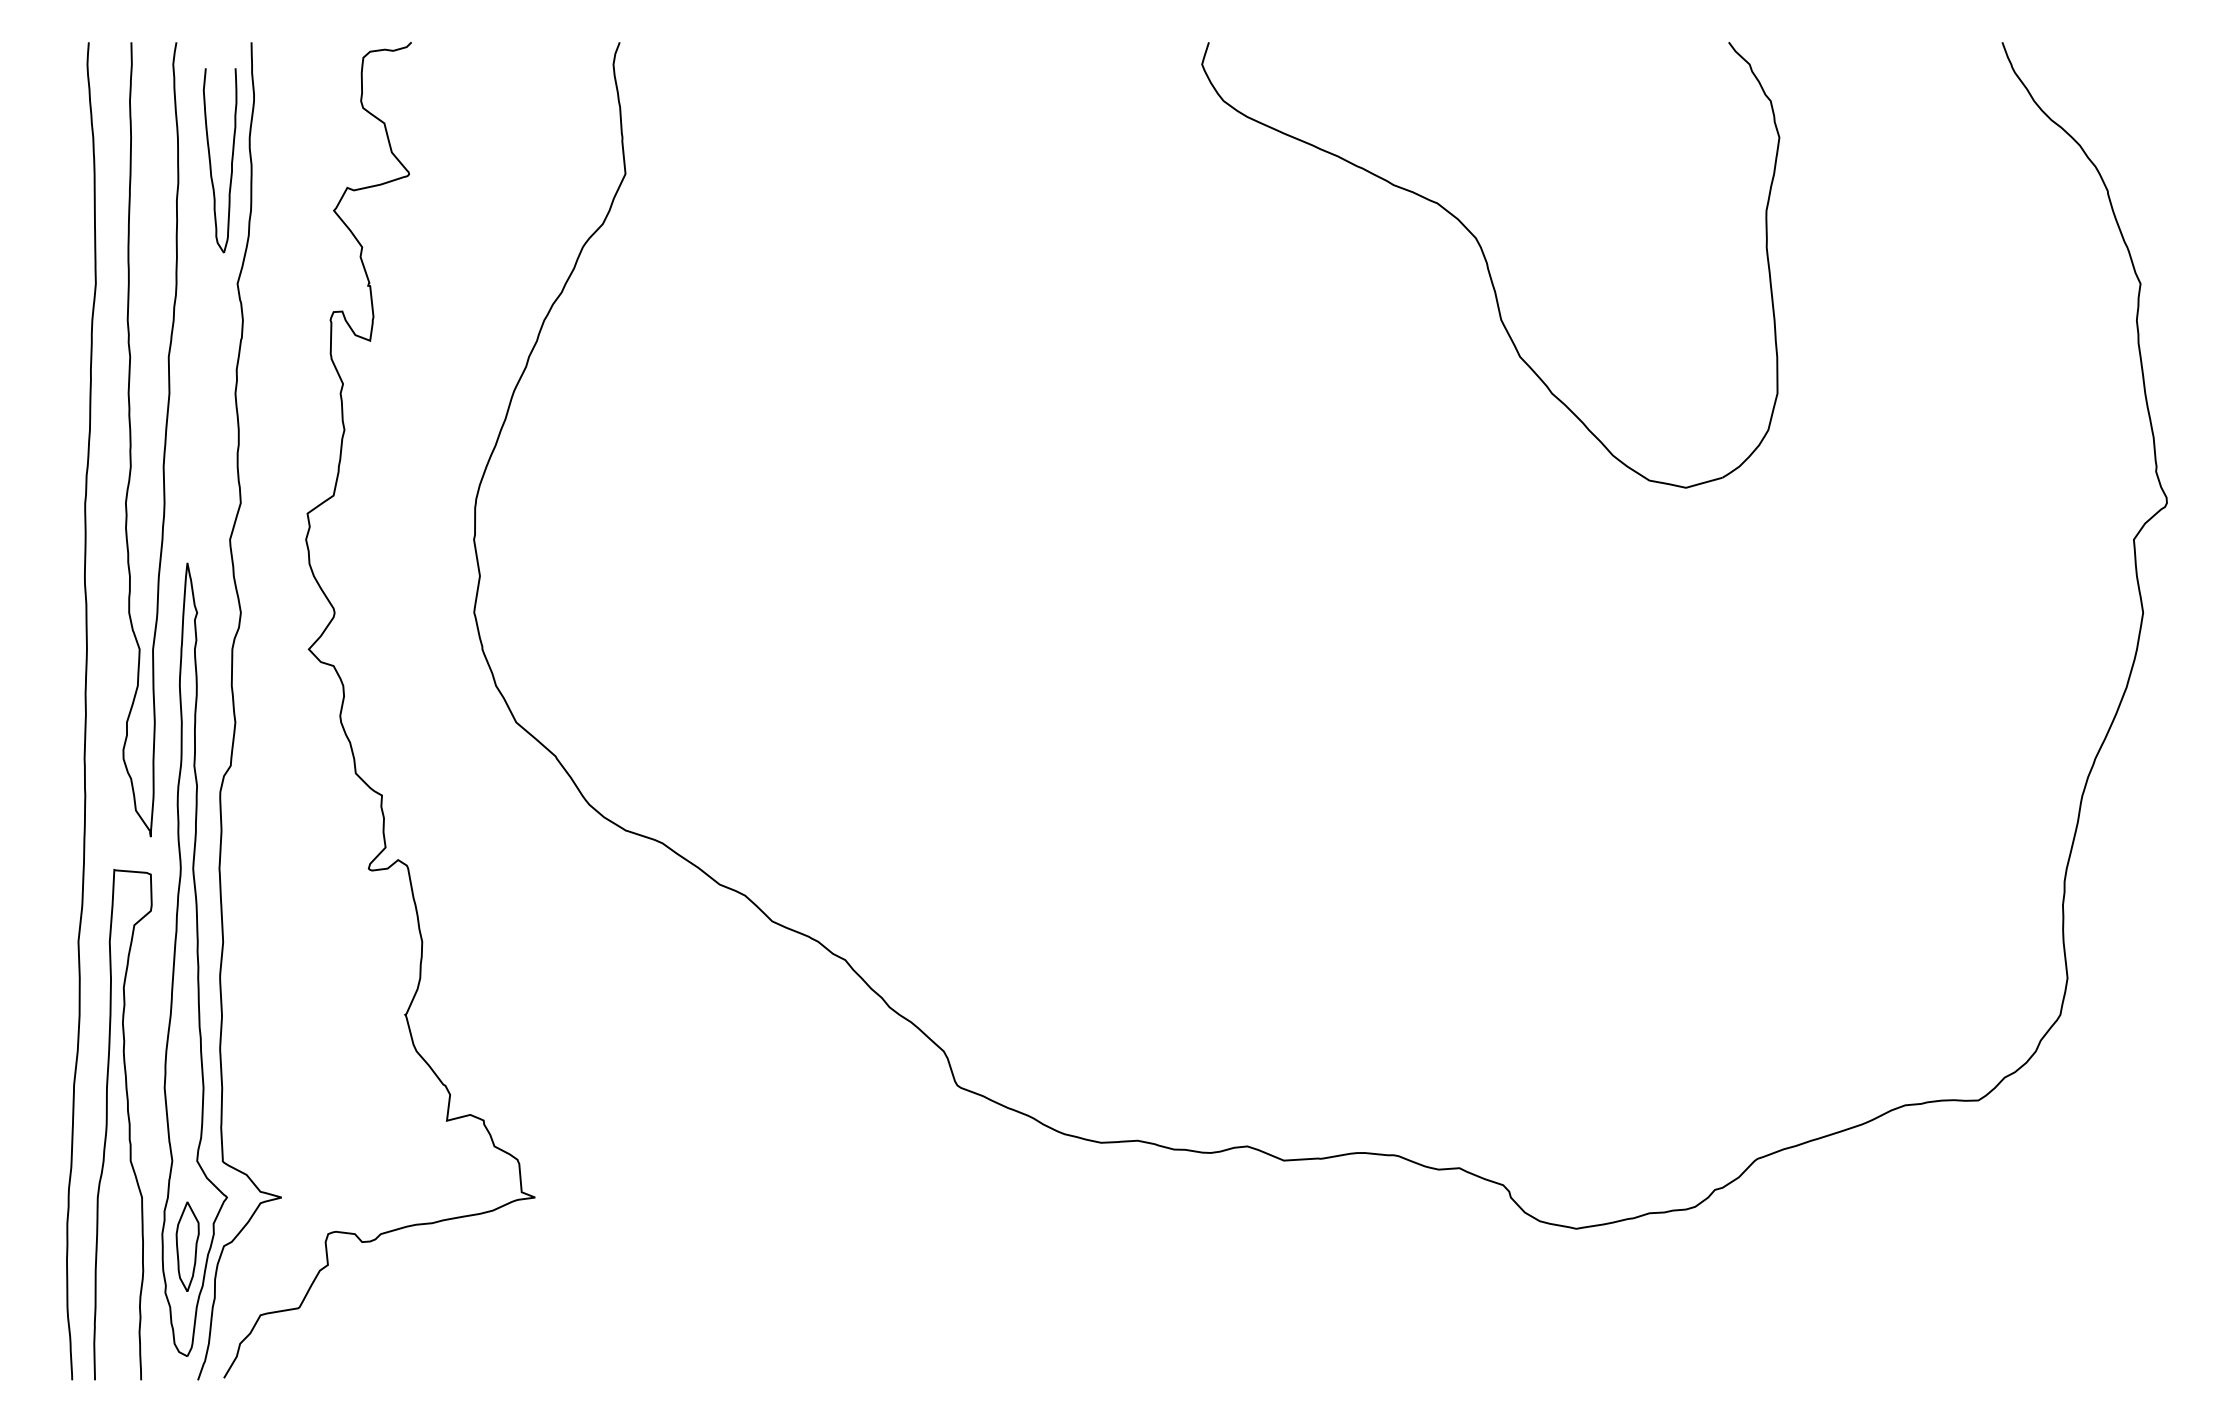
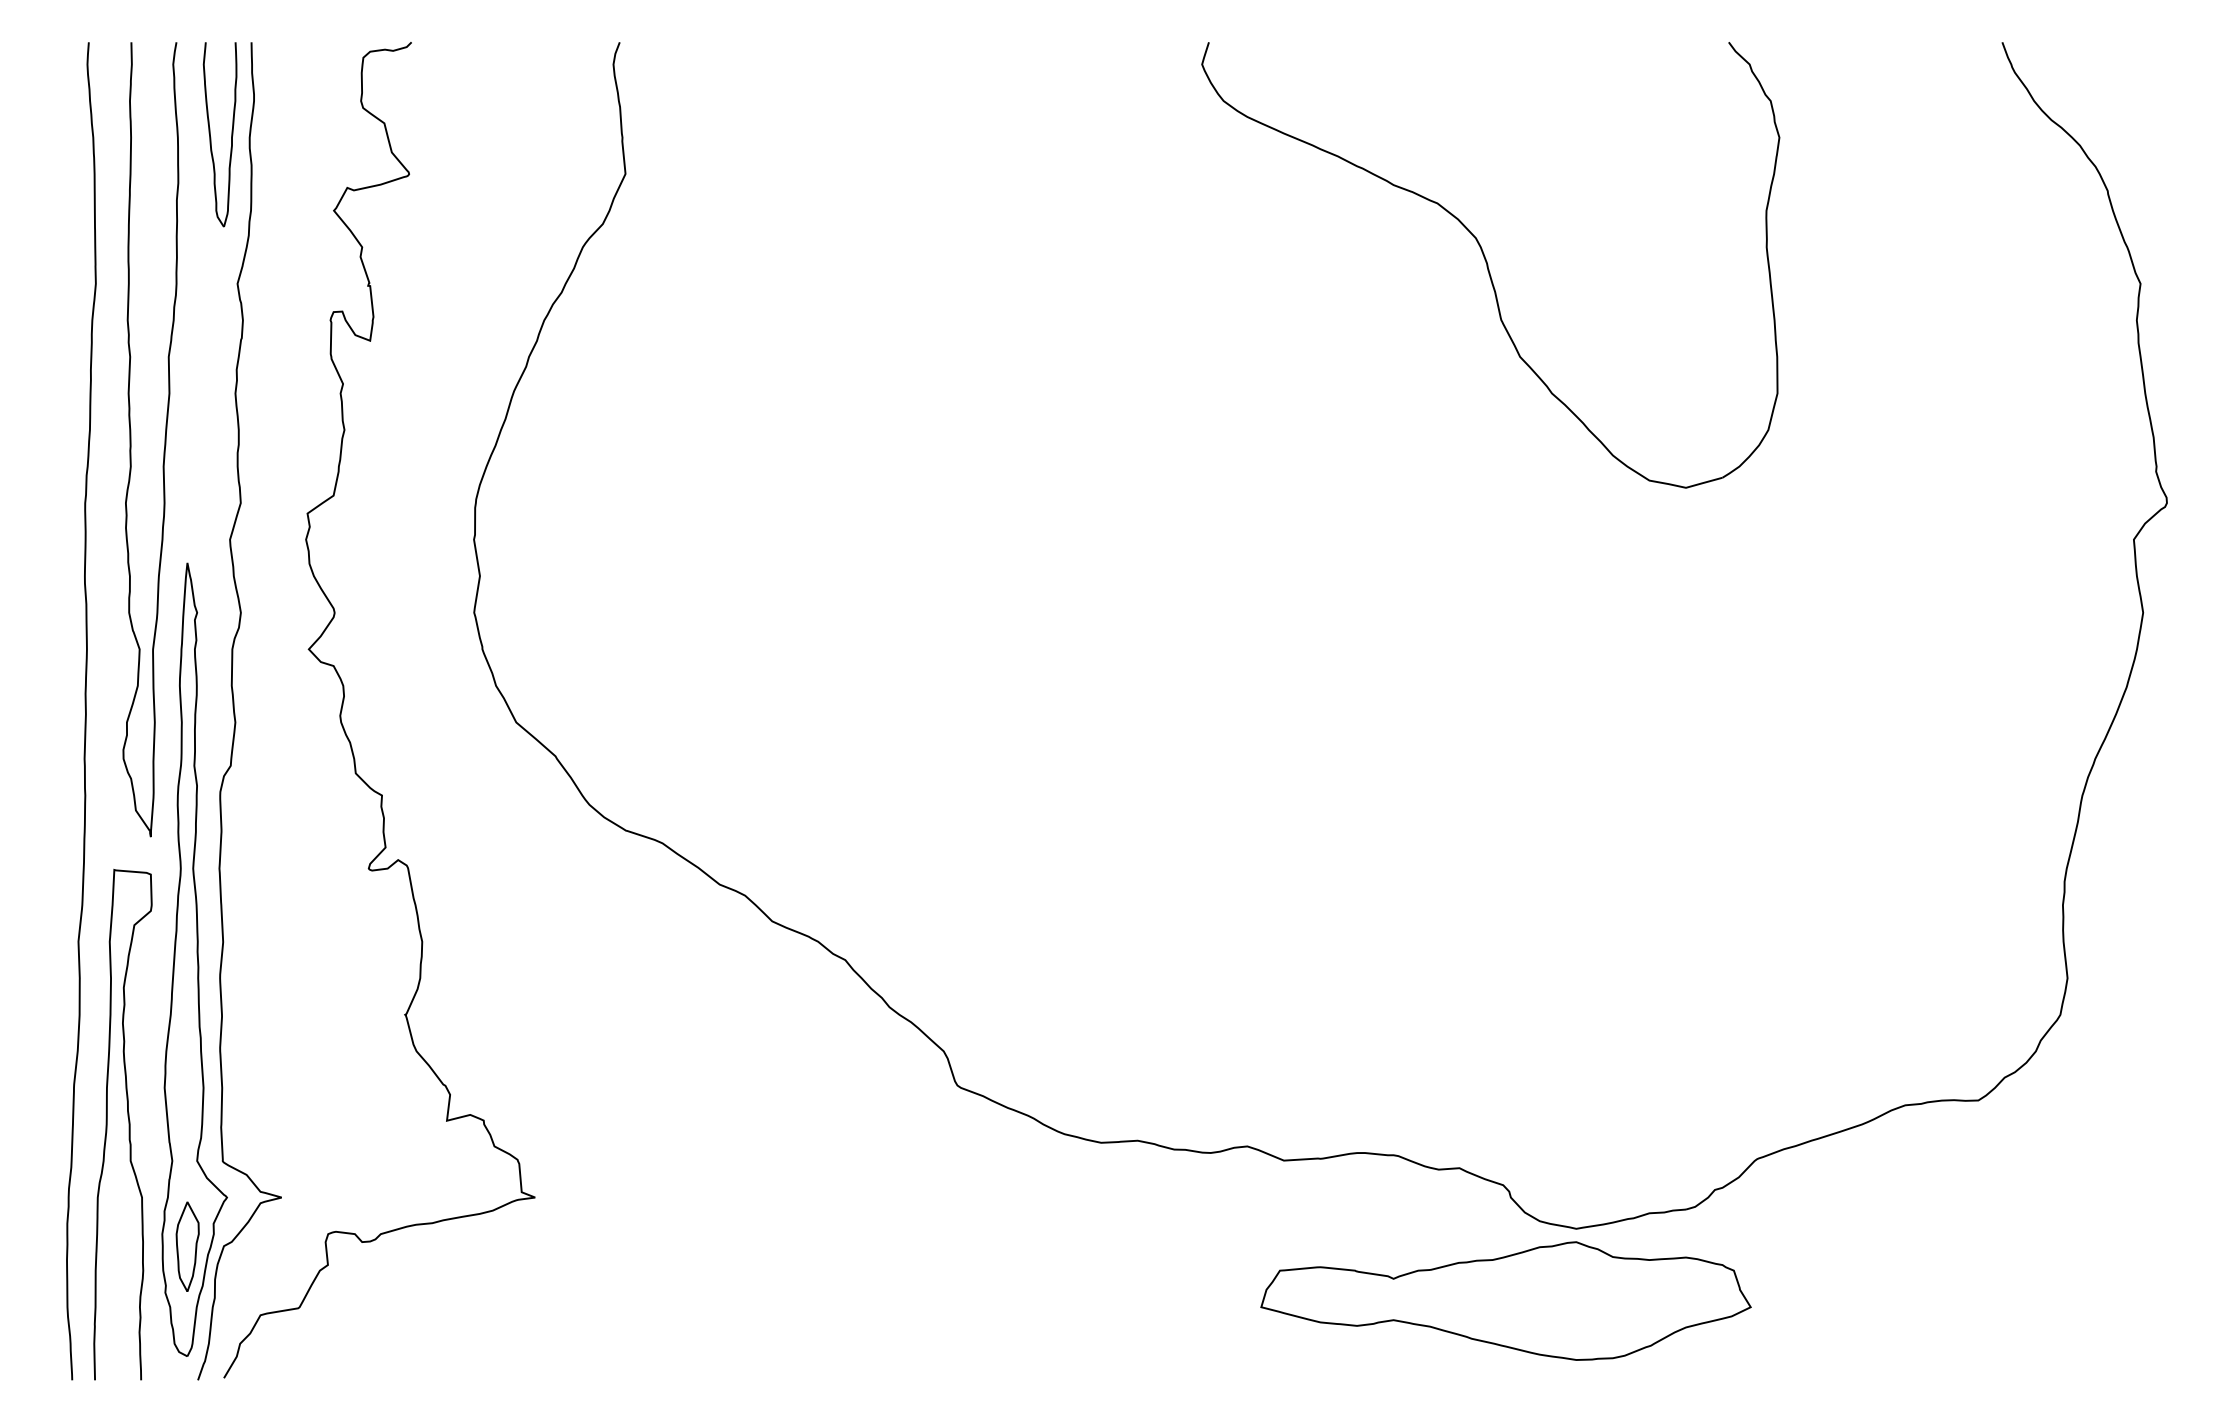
part position: (211, 163) -> (211, 137) (211, 137)
part: none -> present (1505, 1300)
